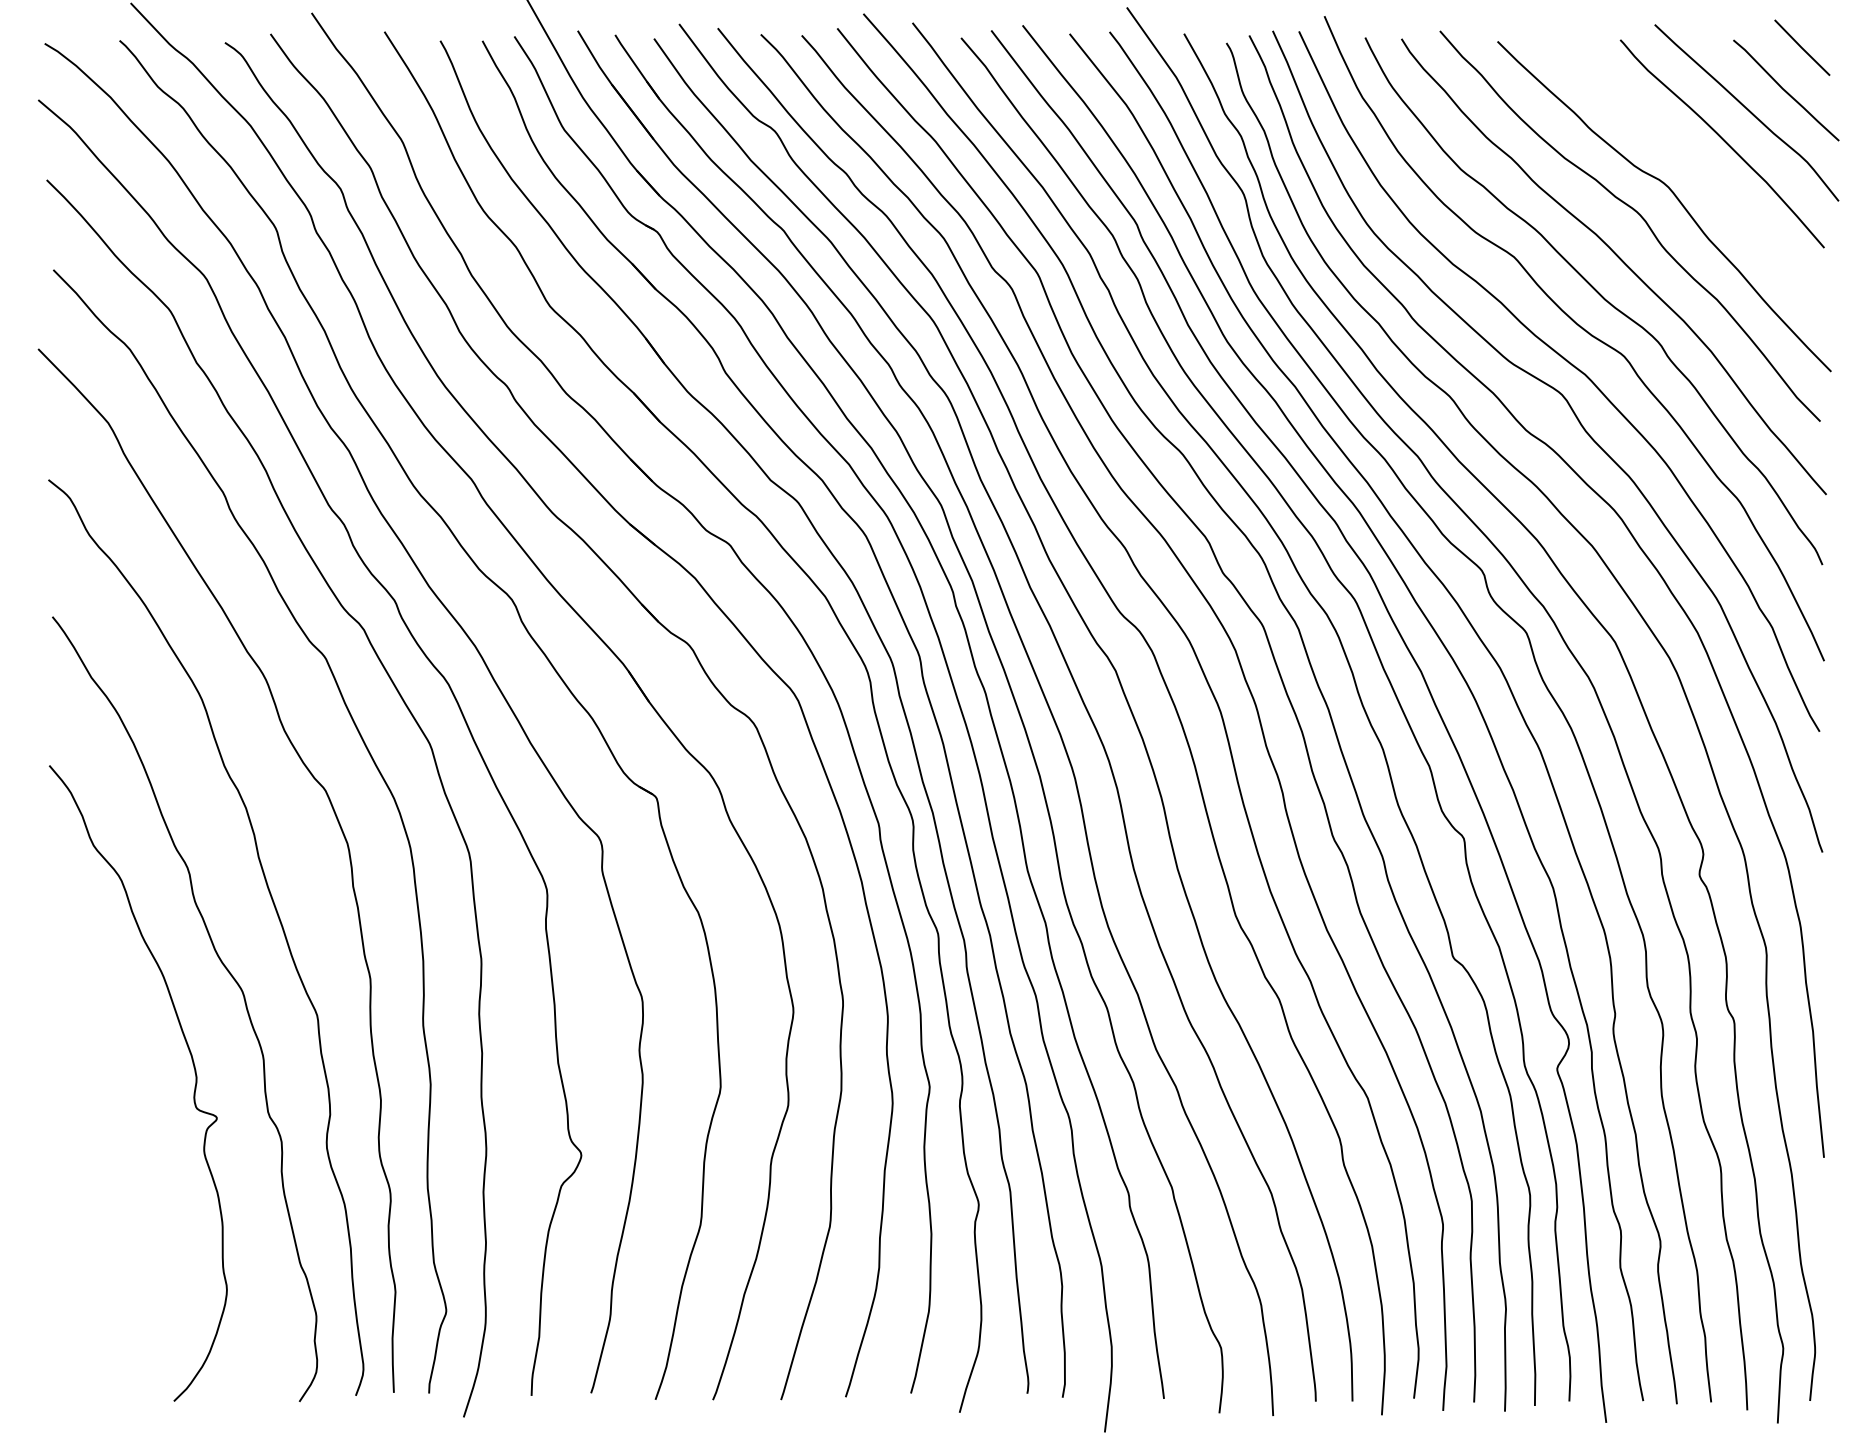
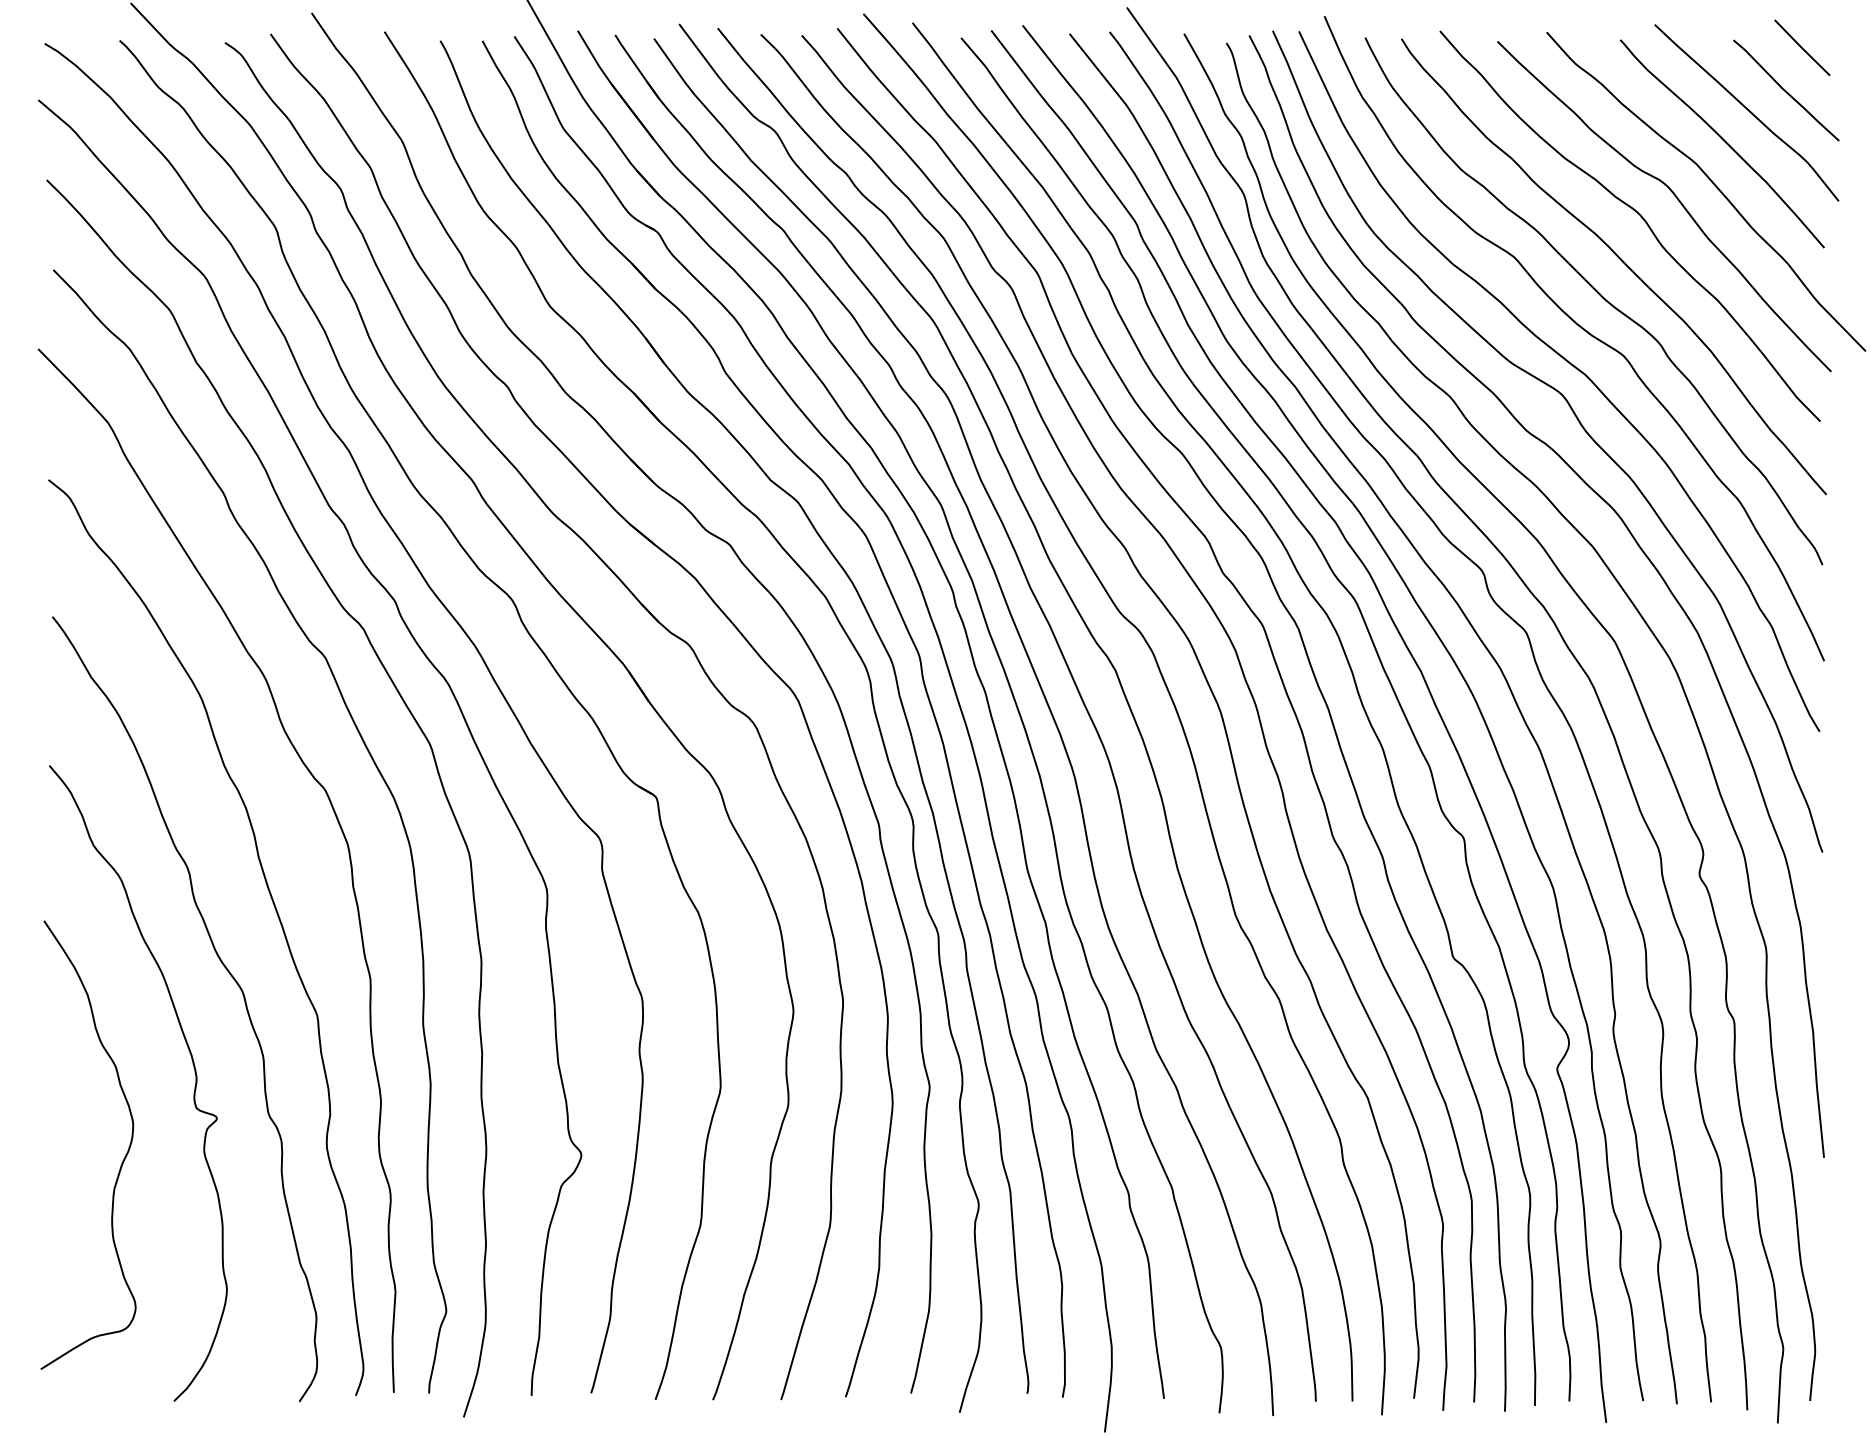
curve: none -> present (1715, 187)
curve: none -> present (122, 1160)
